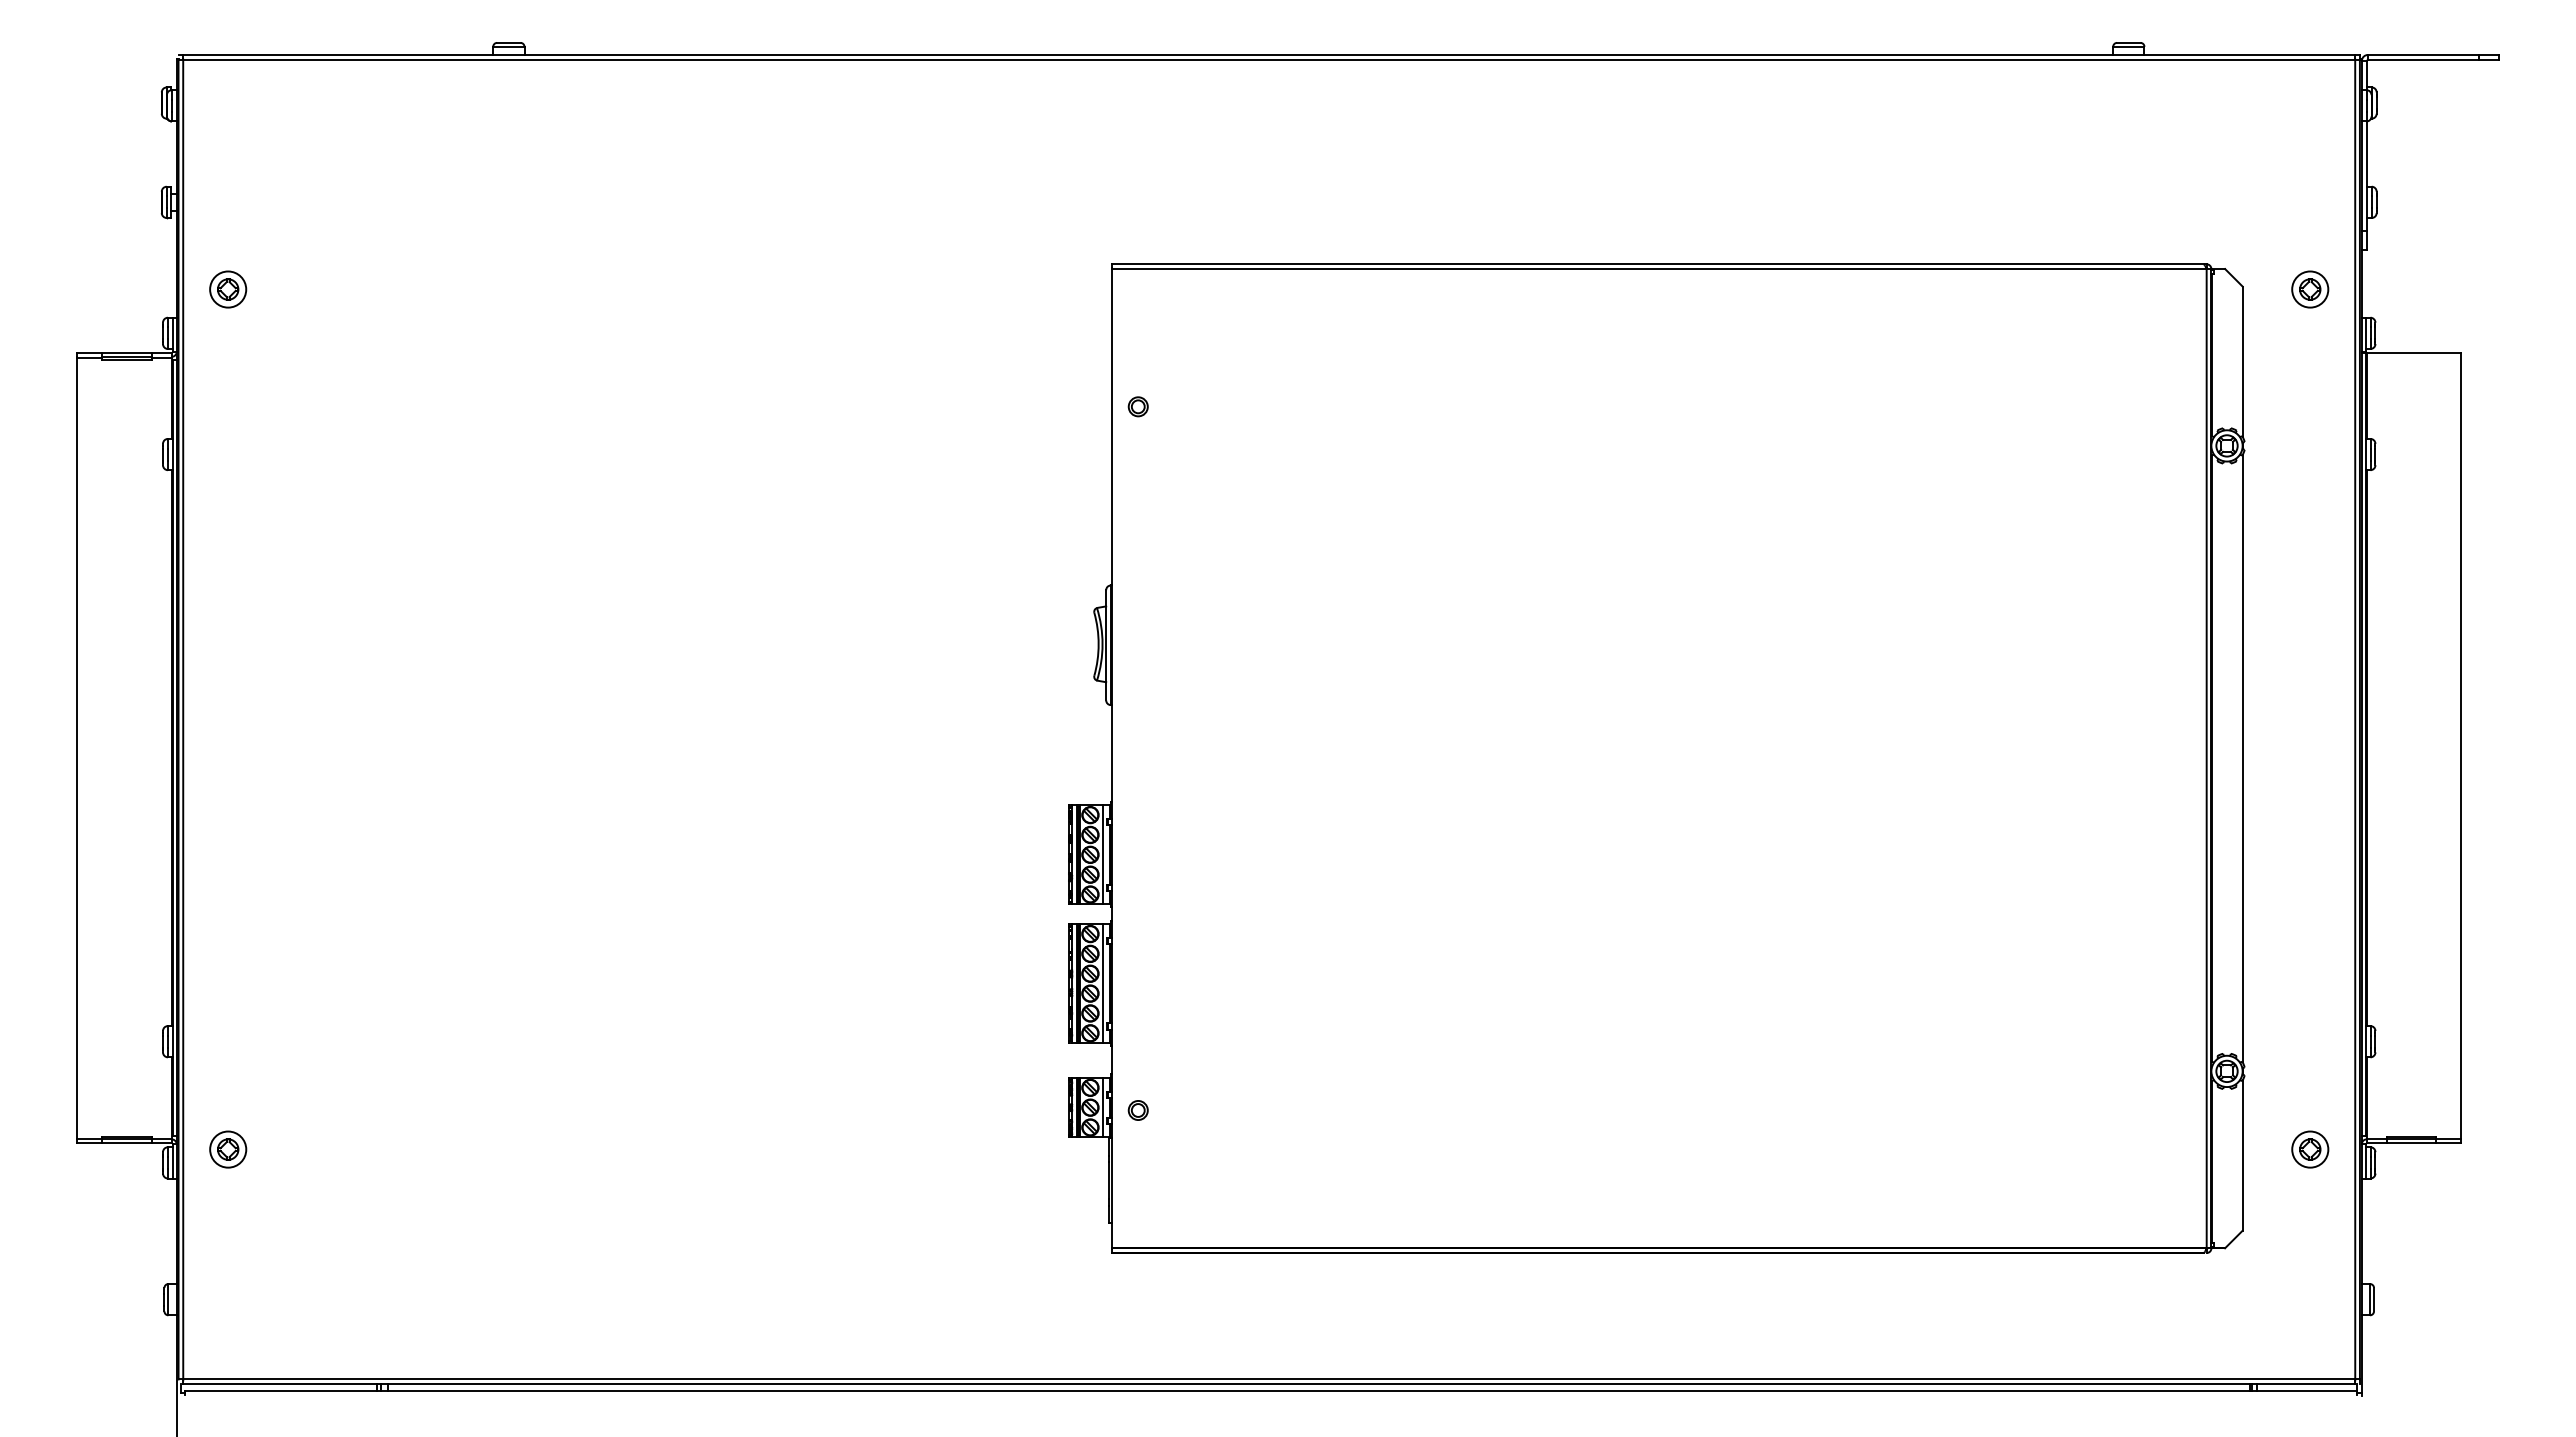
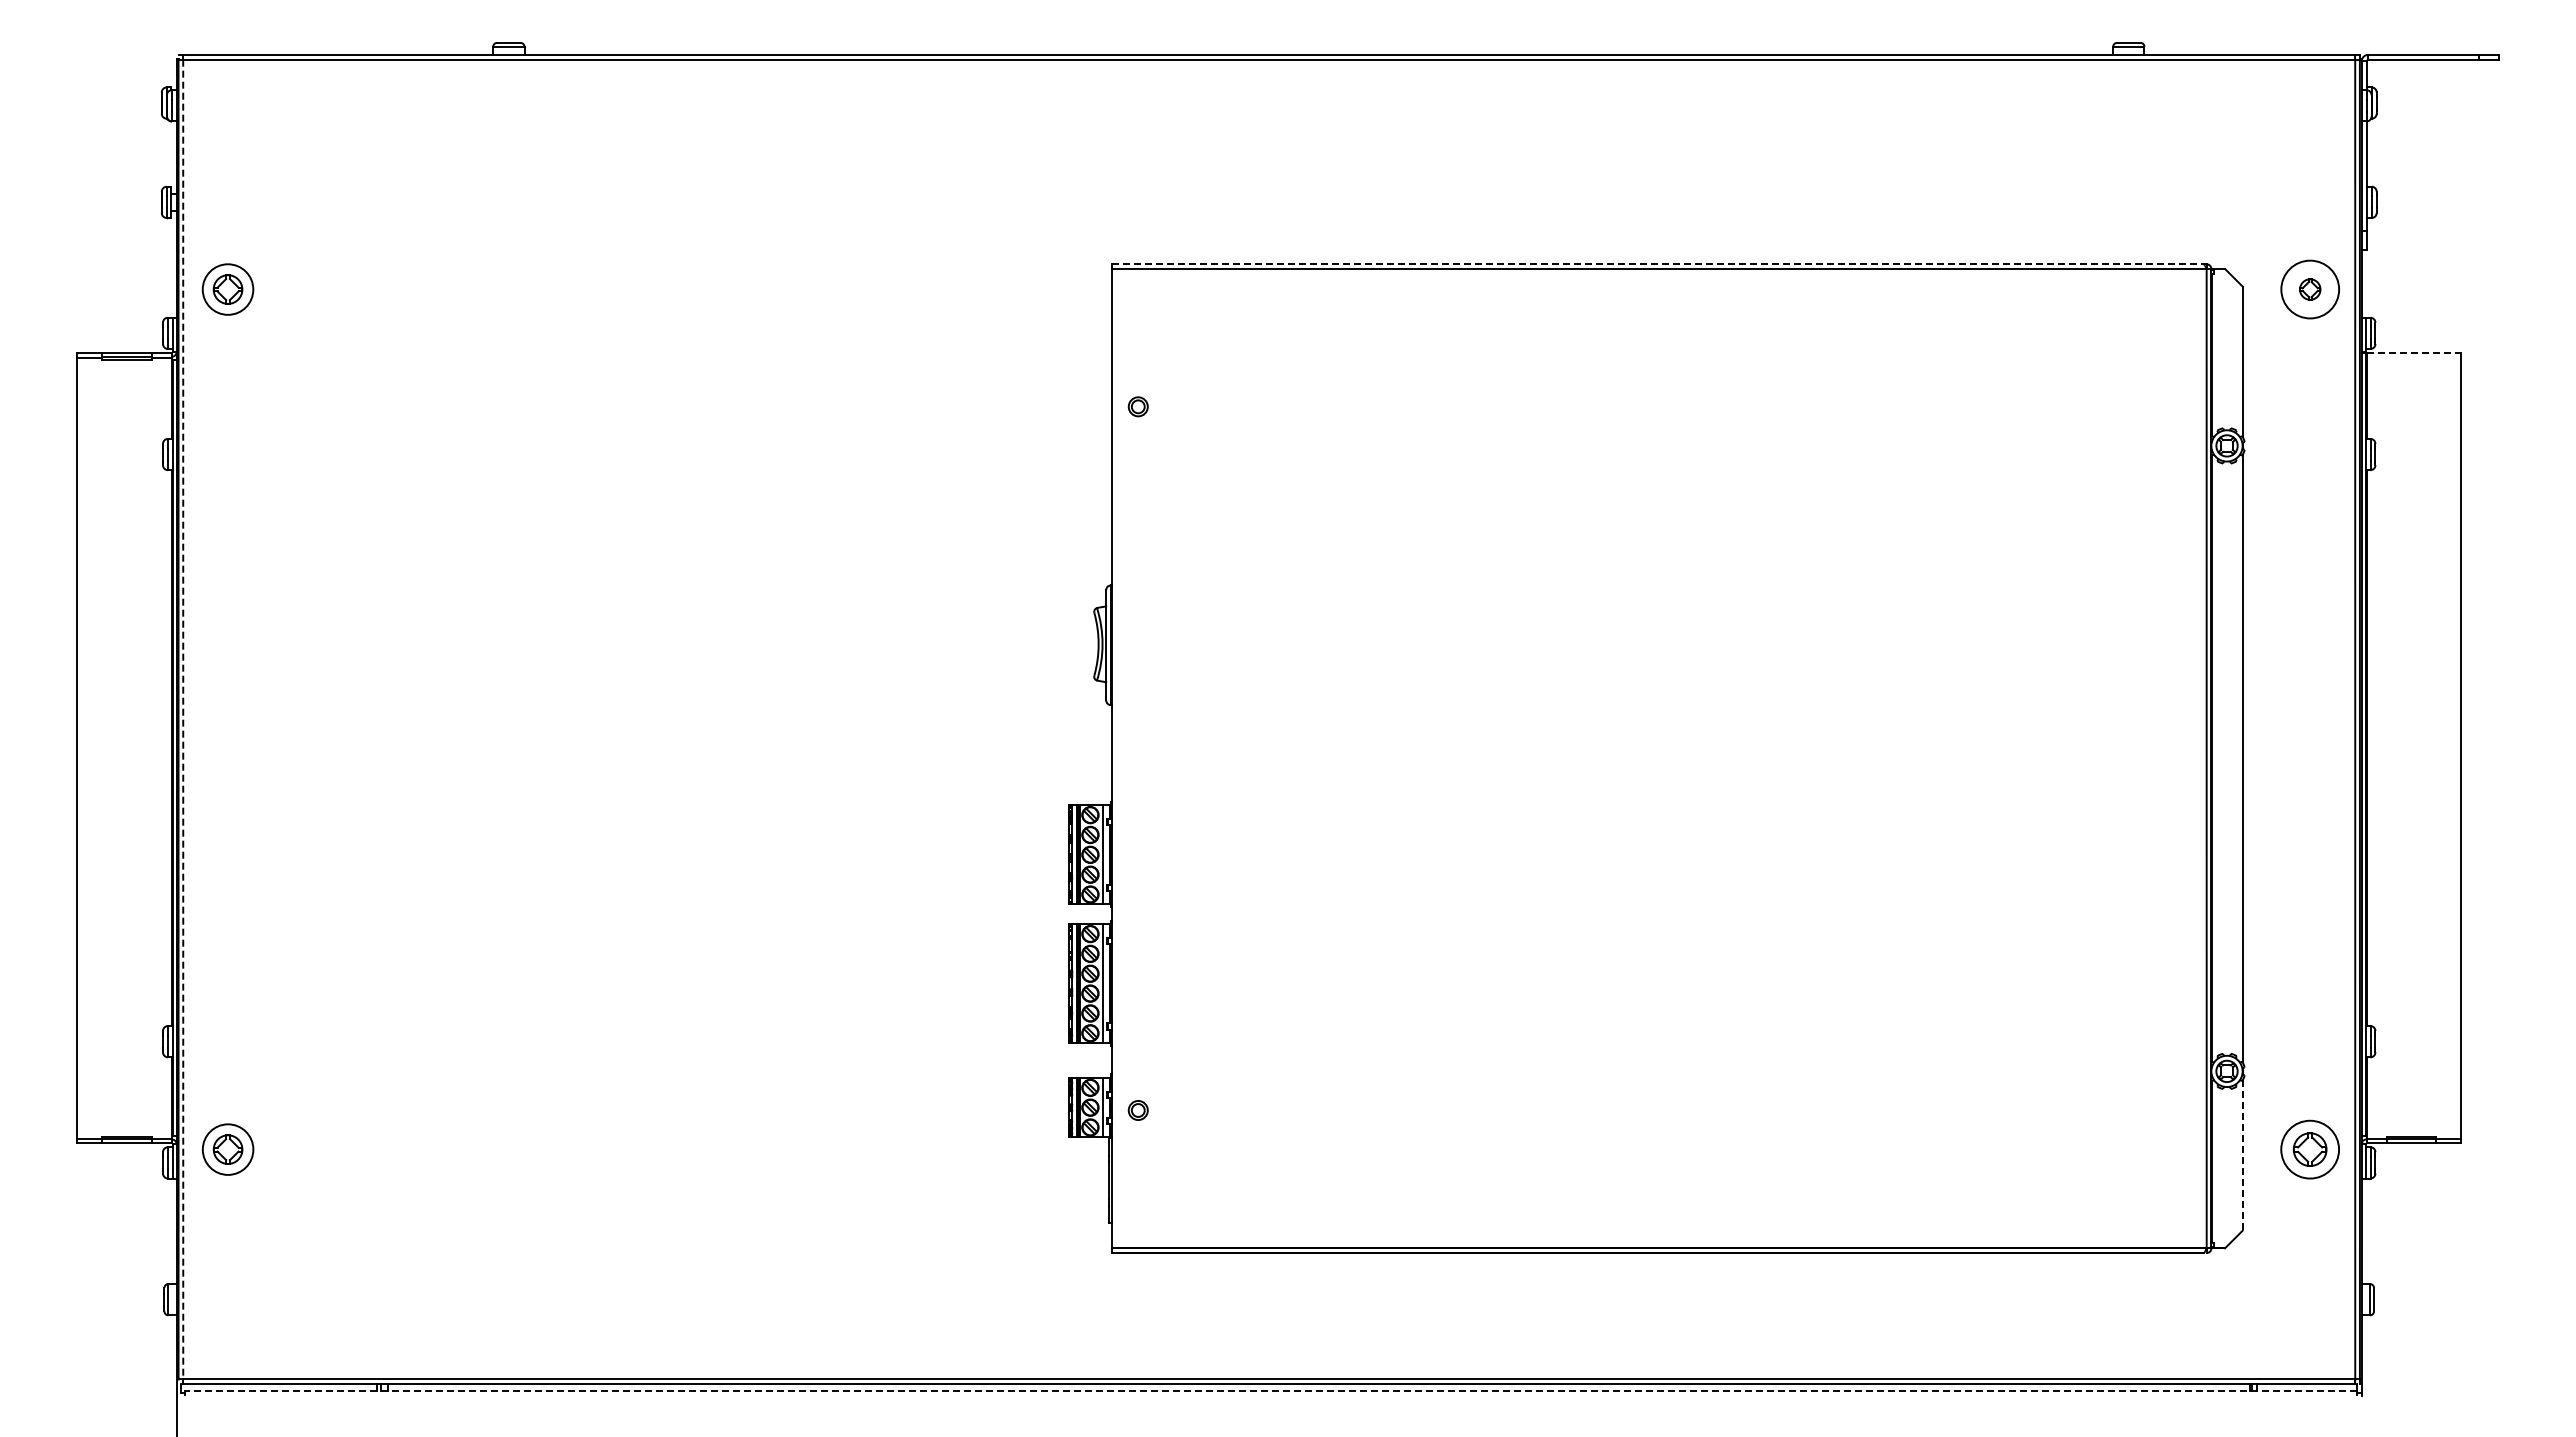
line: solid -> dashed (1659, 264)
part size: 39x39 px -> 54x53 px (227, 289)
circle diameter: 36 px -> 58 px (2310, 289)
line: solid -> dashed (2414, 352)
line: solid -> dashed (183, 720)
part size: 39x39 px -> 54x53 px (227, 1149)
part size: 39x39 px -> 60x61 px (2309, 1149)
line: solid -> dashed (2242, 1156)
line: solid -> dashed (1271, 1391)
